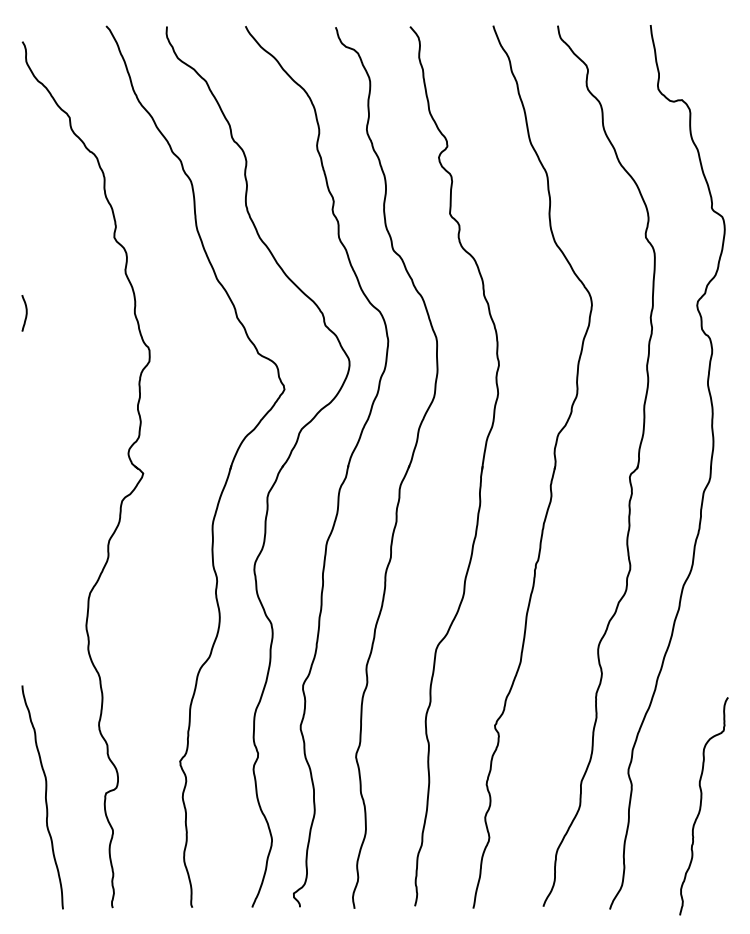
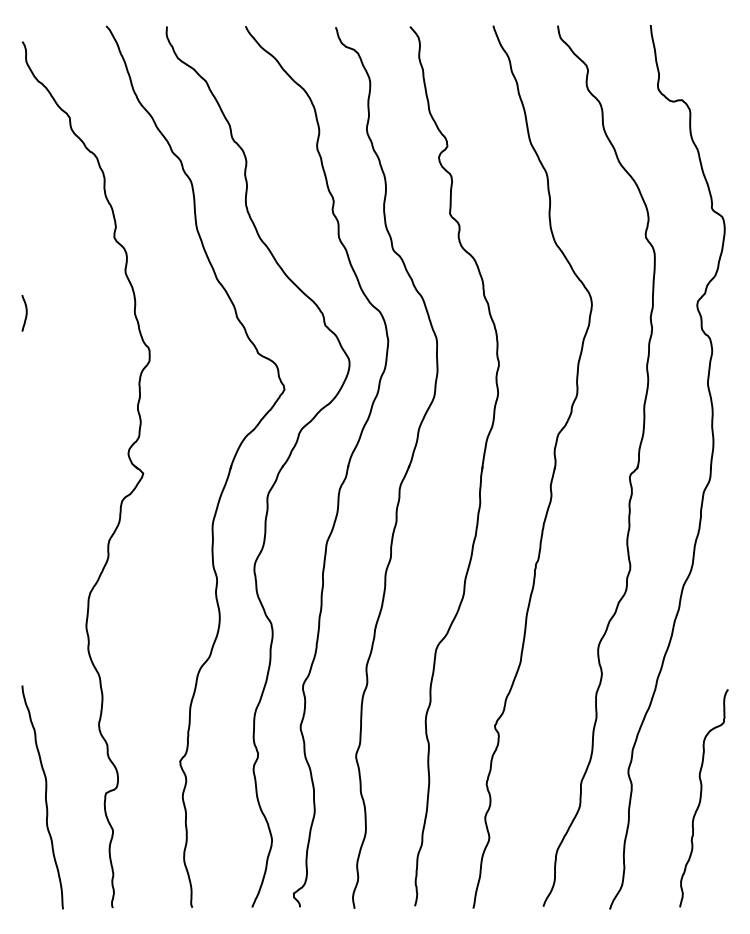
curve position: (701, 806) -> (701, 798) (701, 798)
